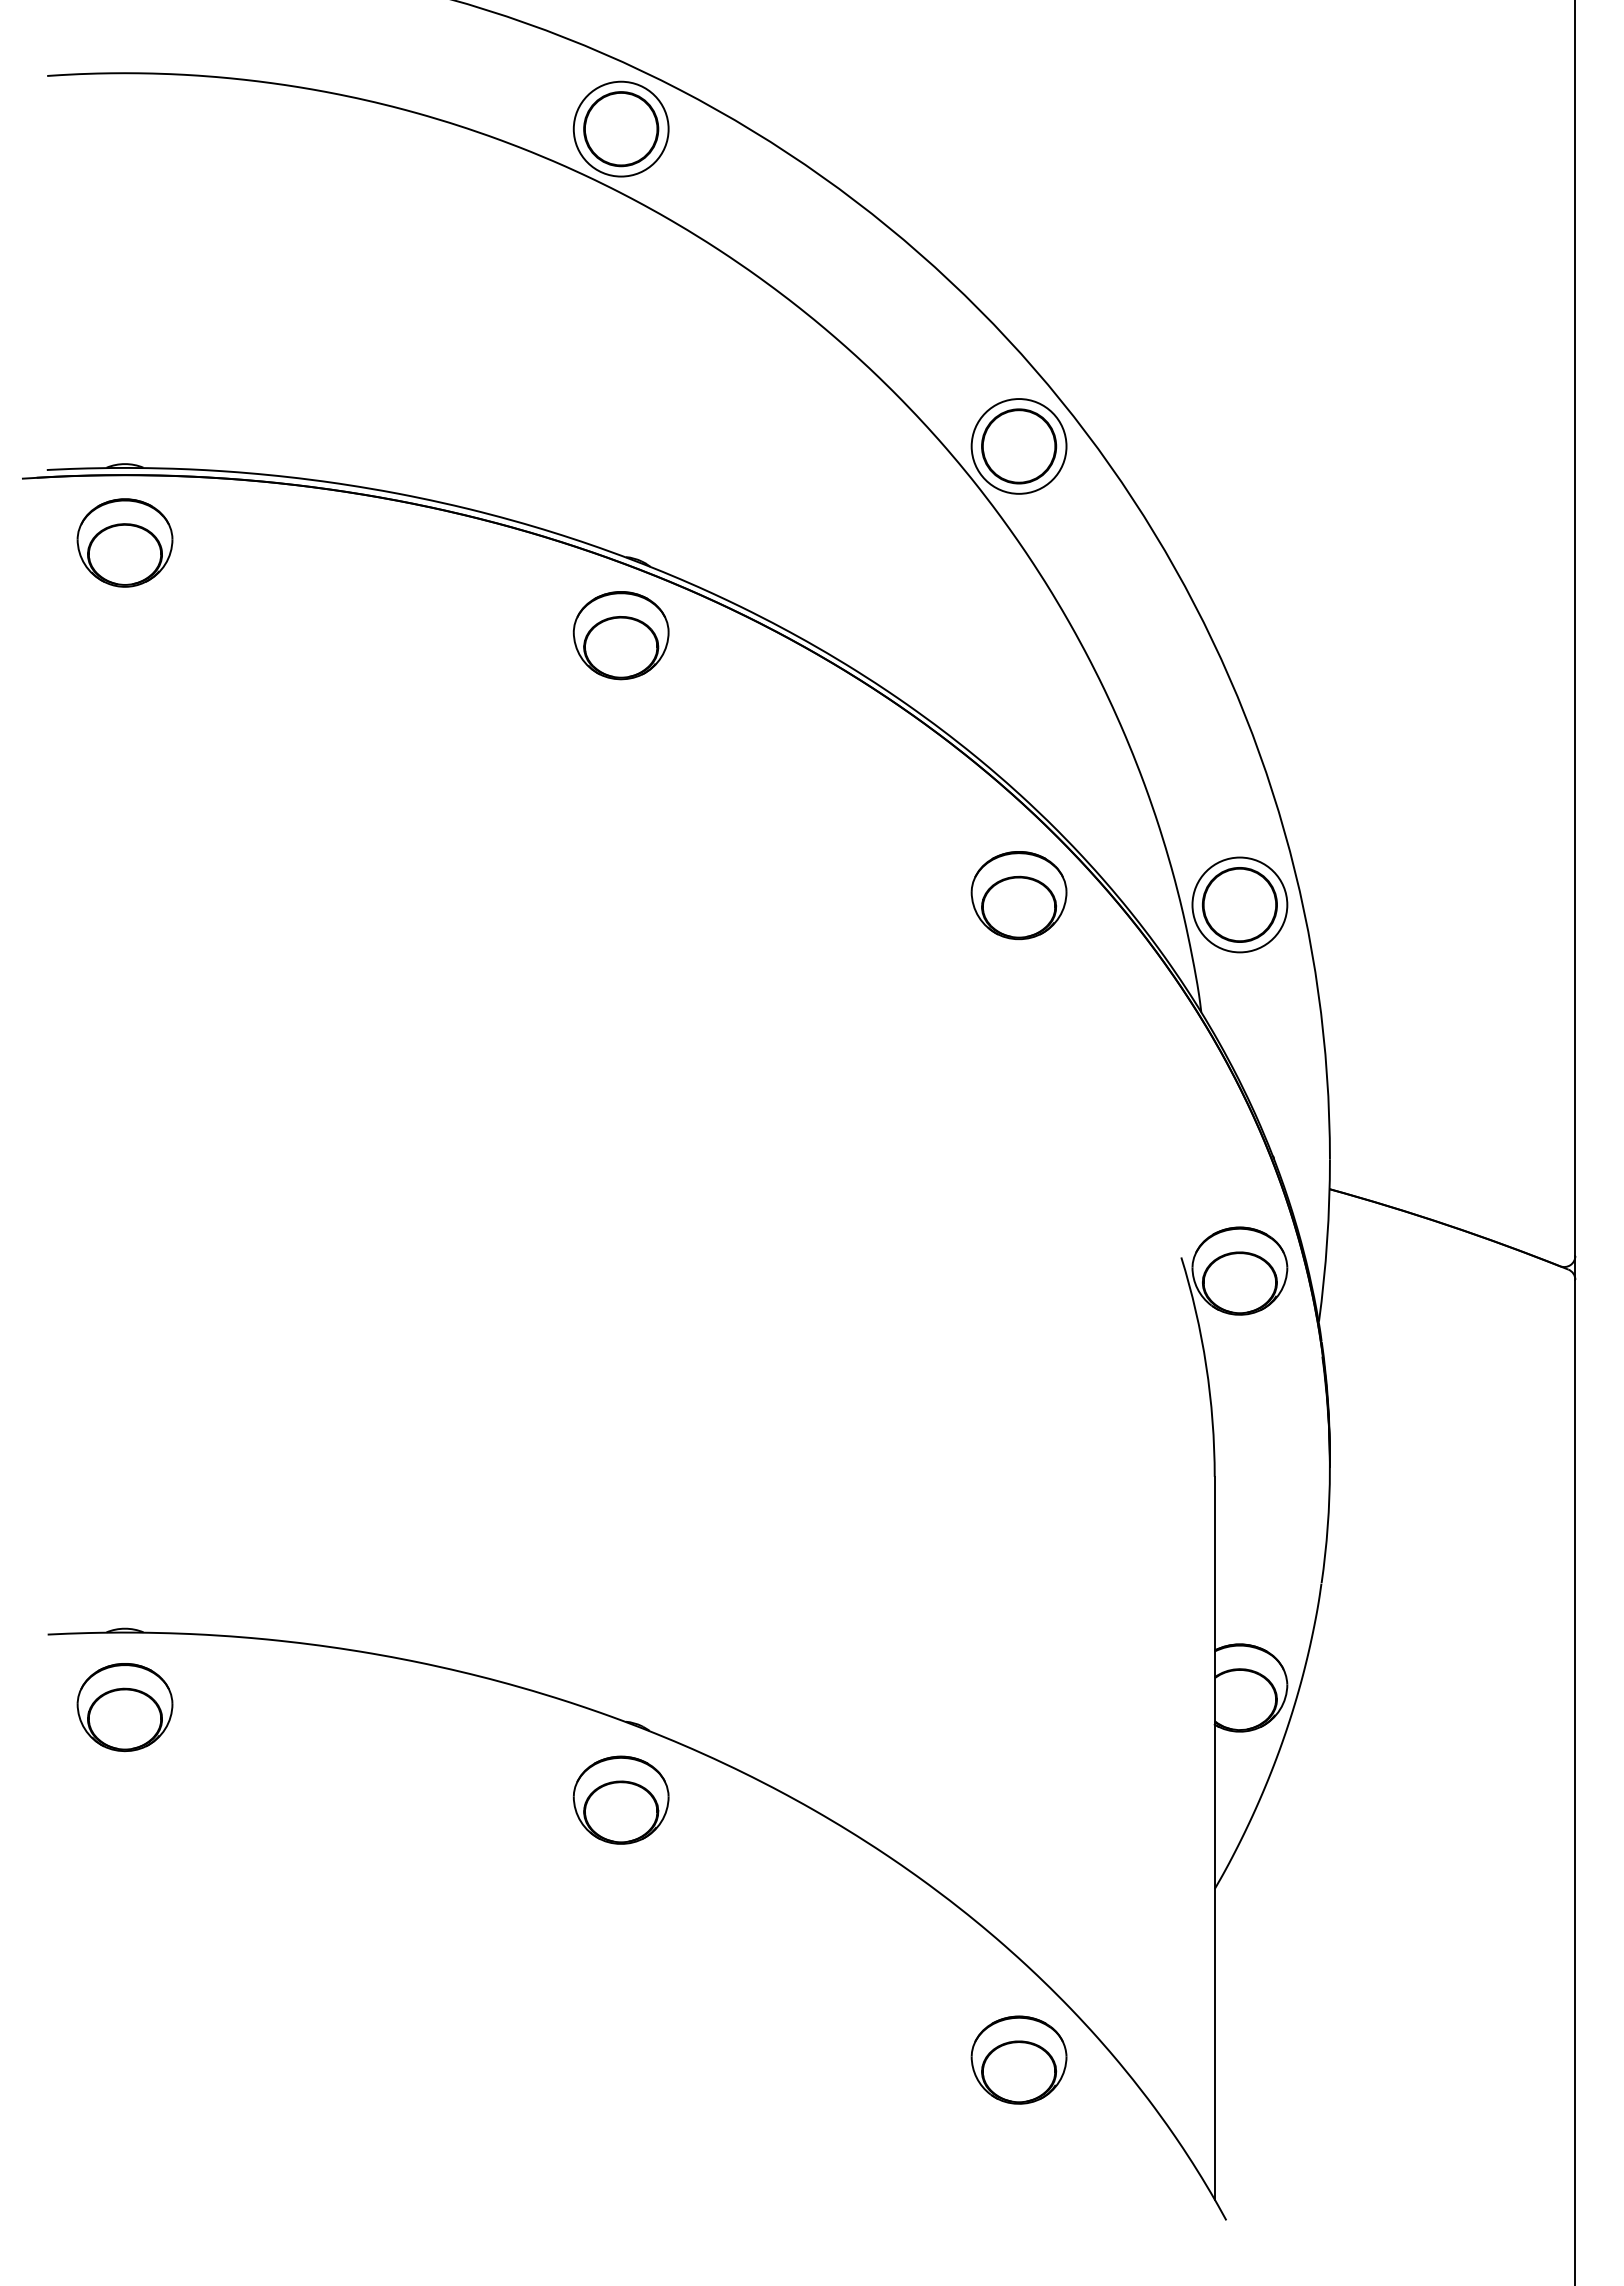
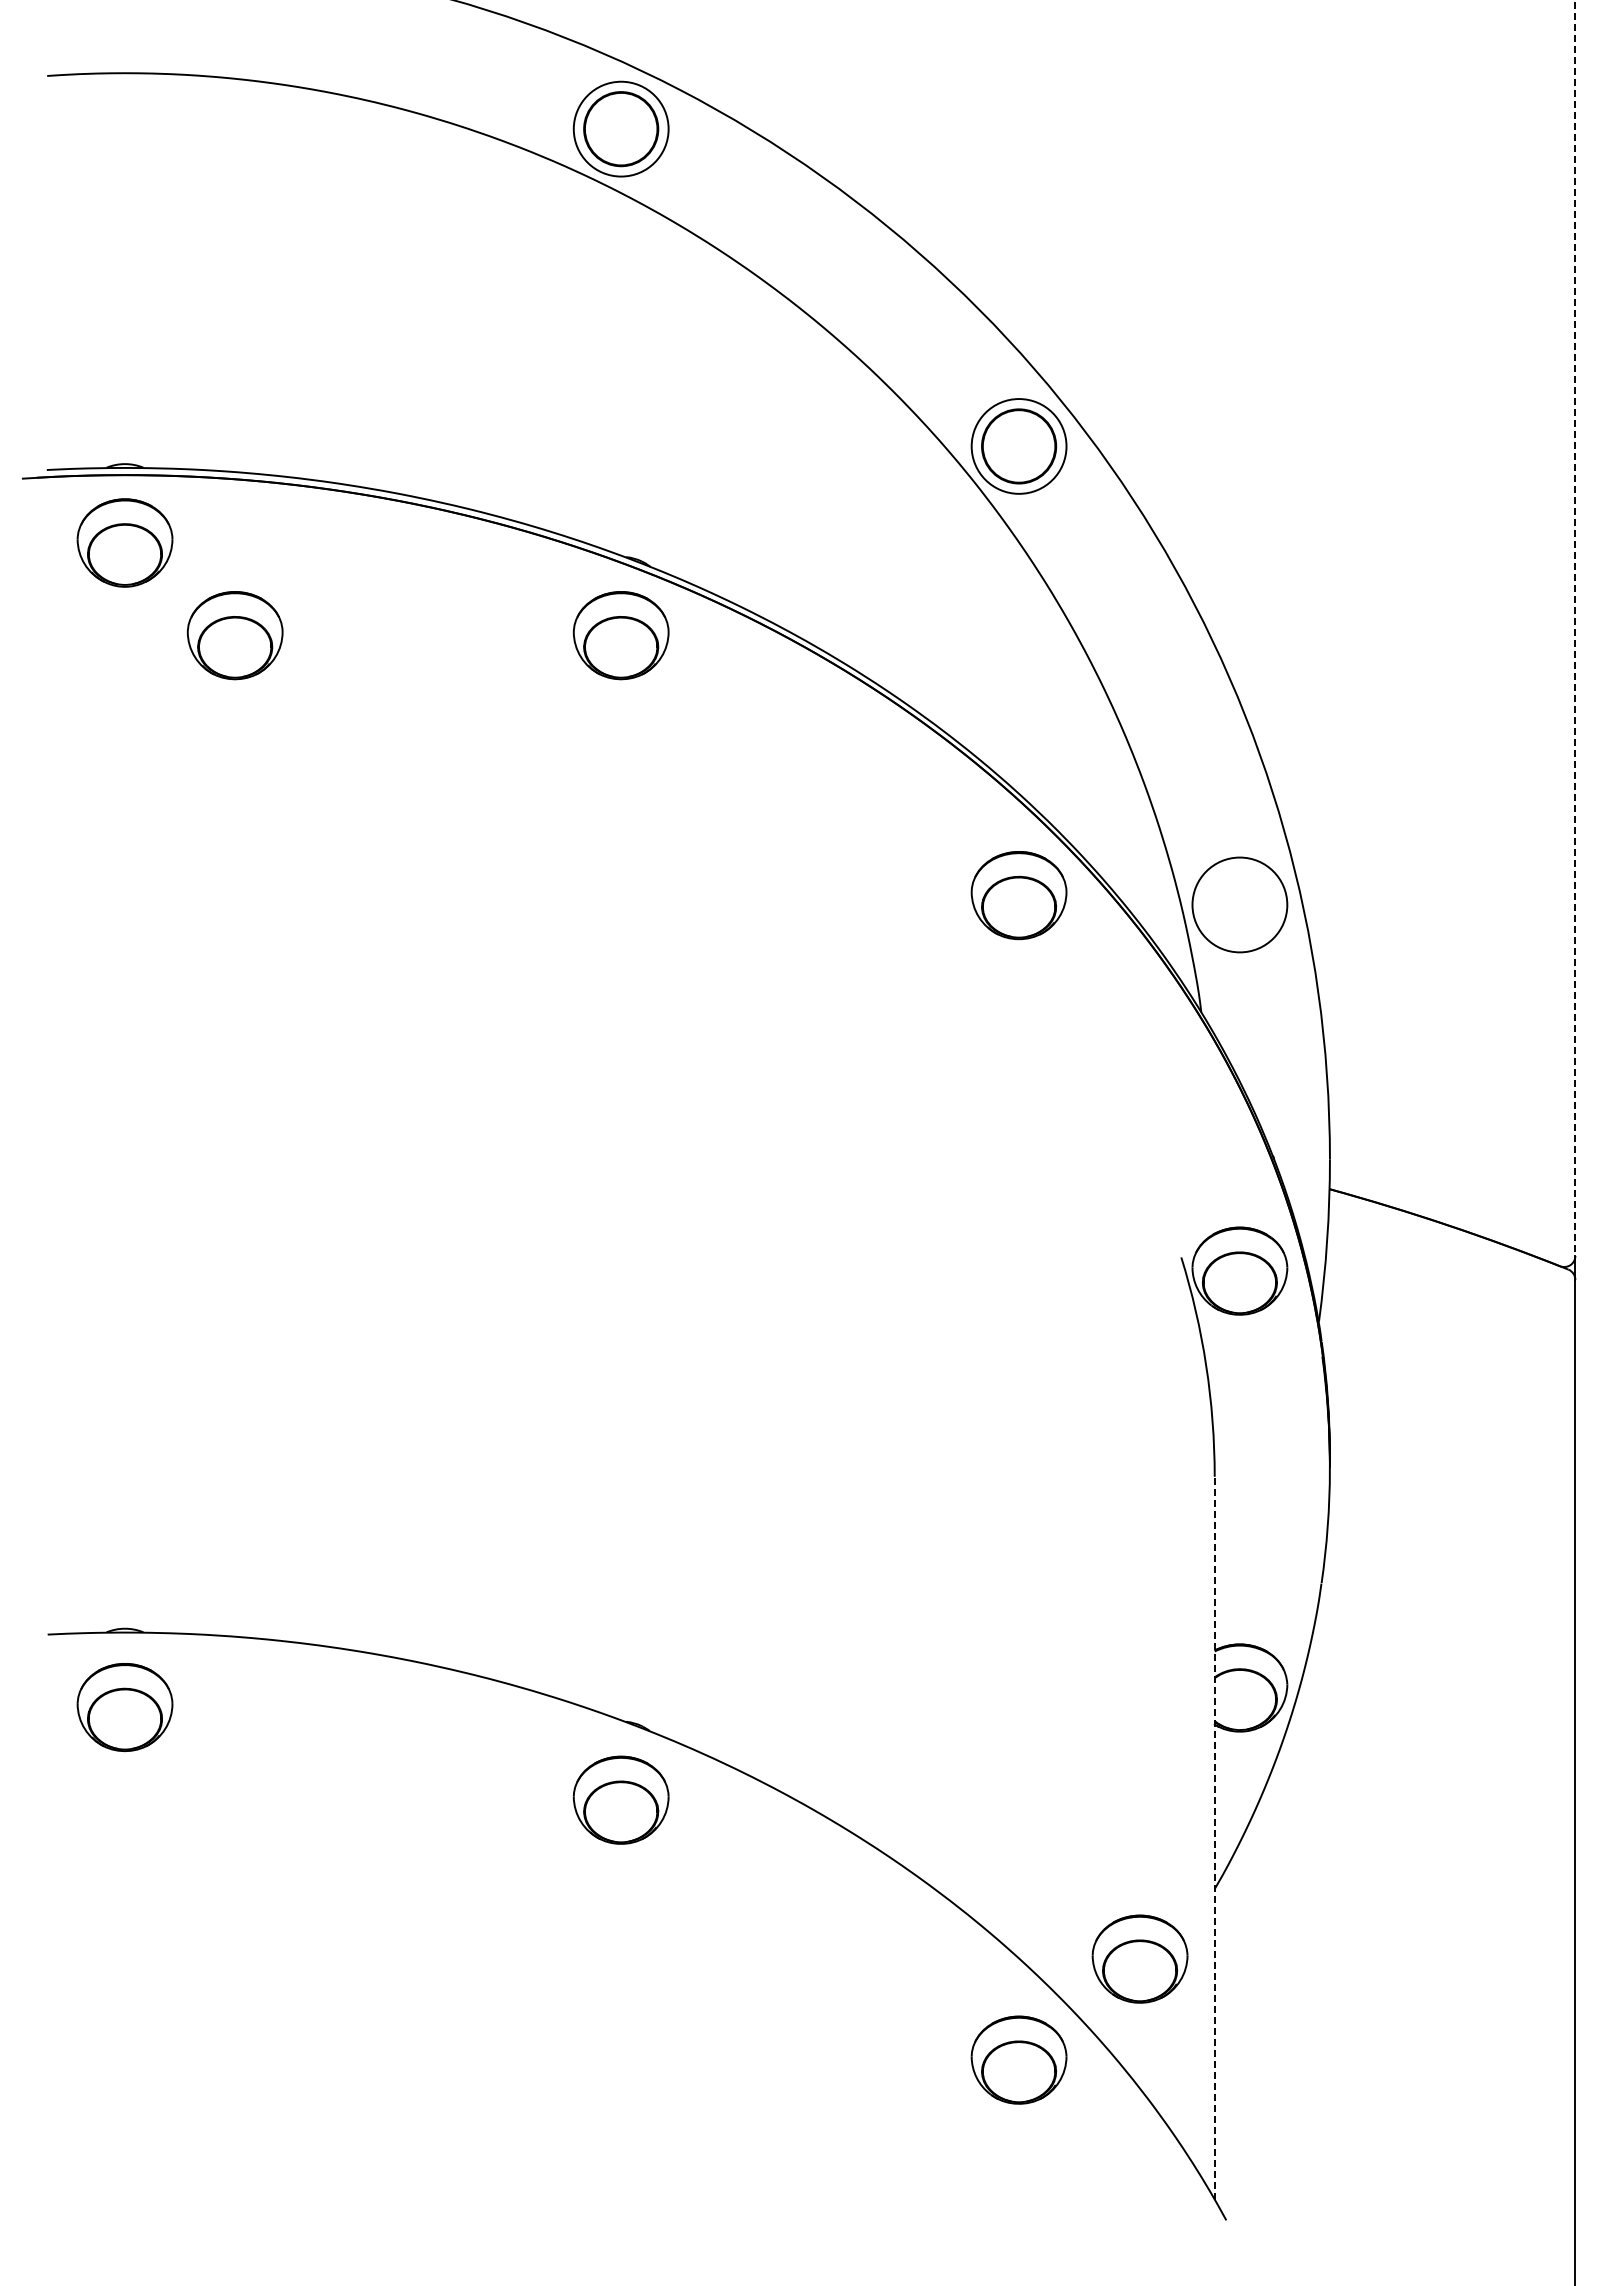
line: solid -> dashed (1575, 628)
part: none -> present (234, 635)
circle: present -> none (1239, 904)
line: solid -> dashed (1214, 1837)
part: none -> present (1139, 1958)
